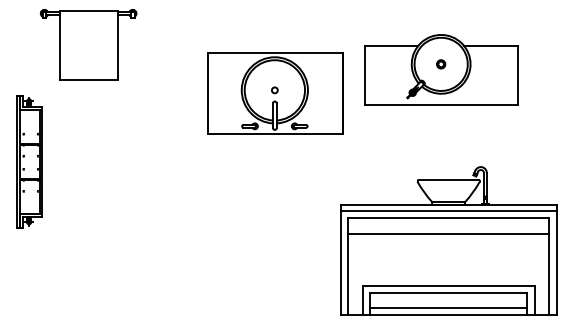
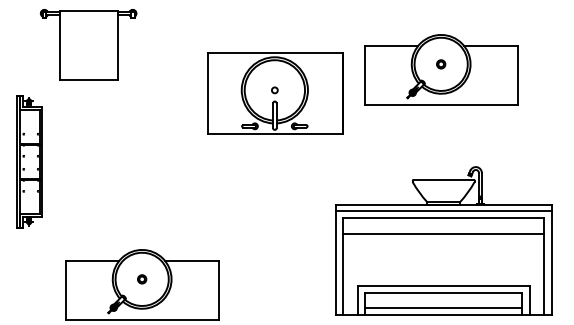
part position: (448, 240) -> (443, 240) (443, 240)
part: none -> present (142, 284)
